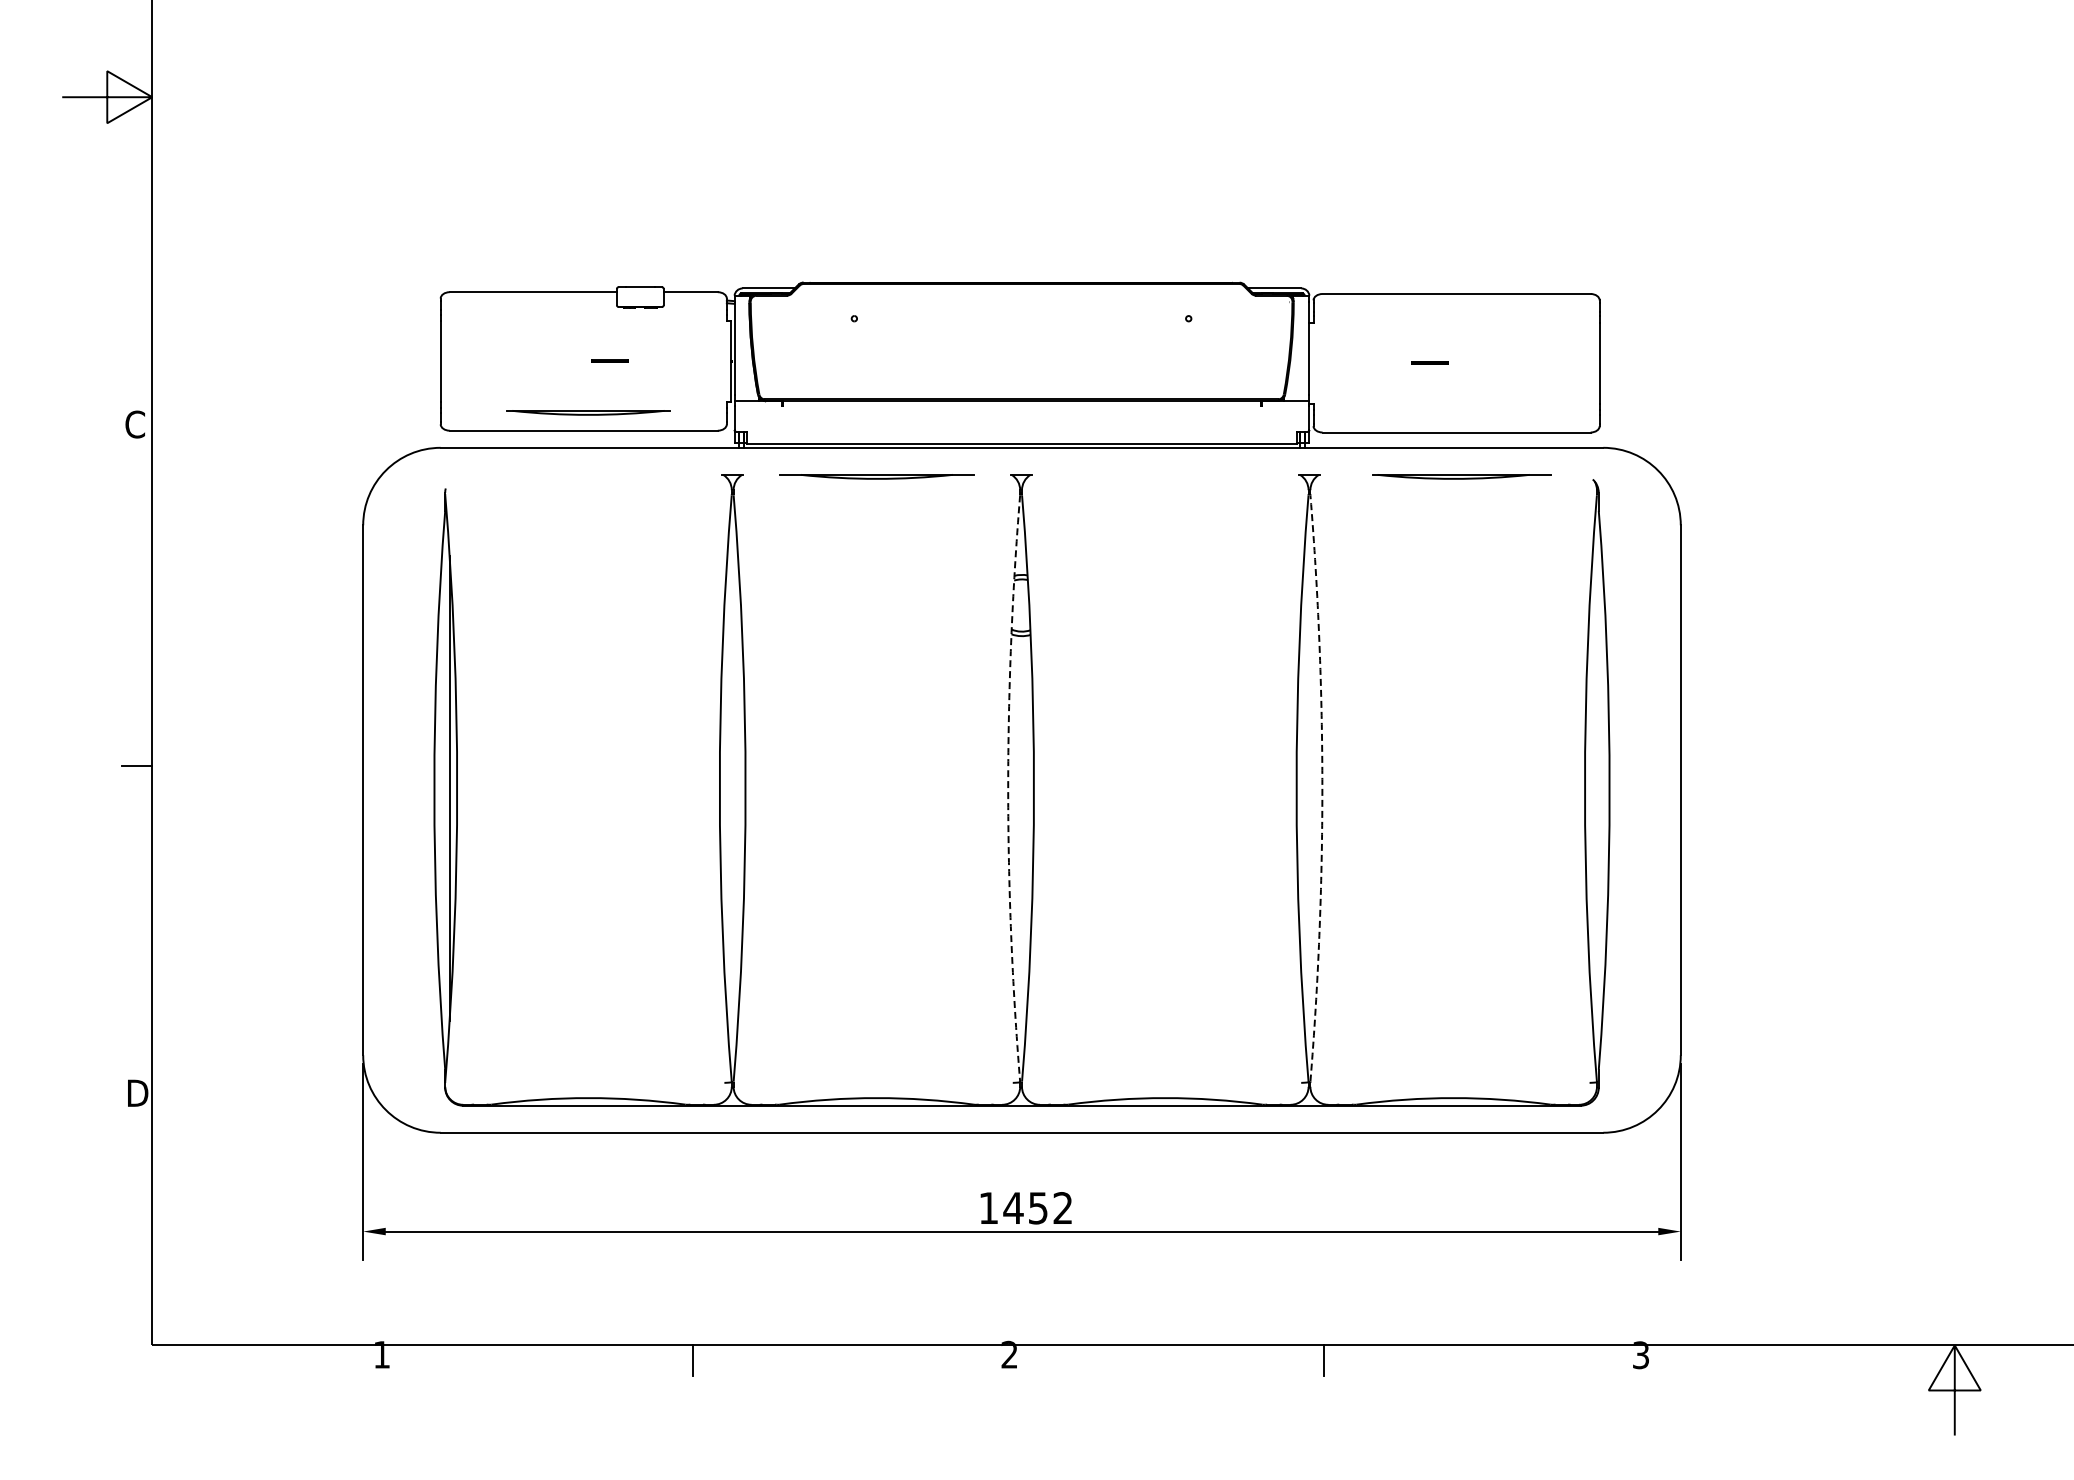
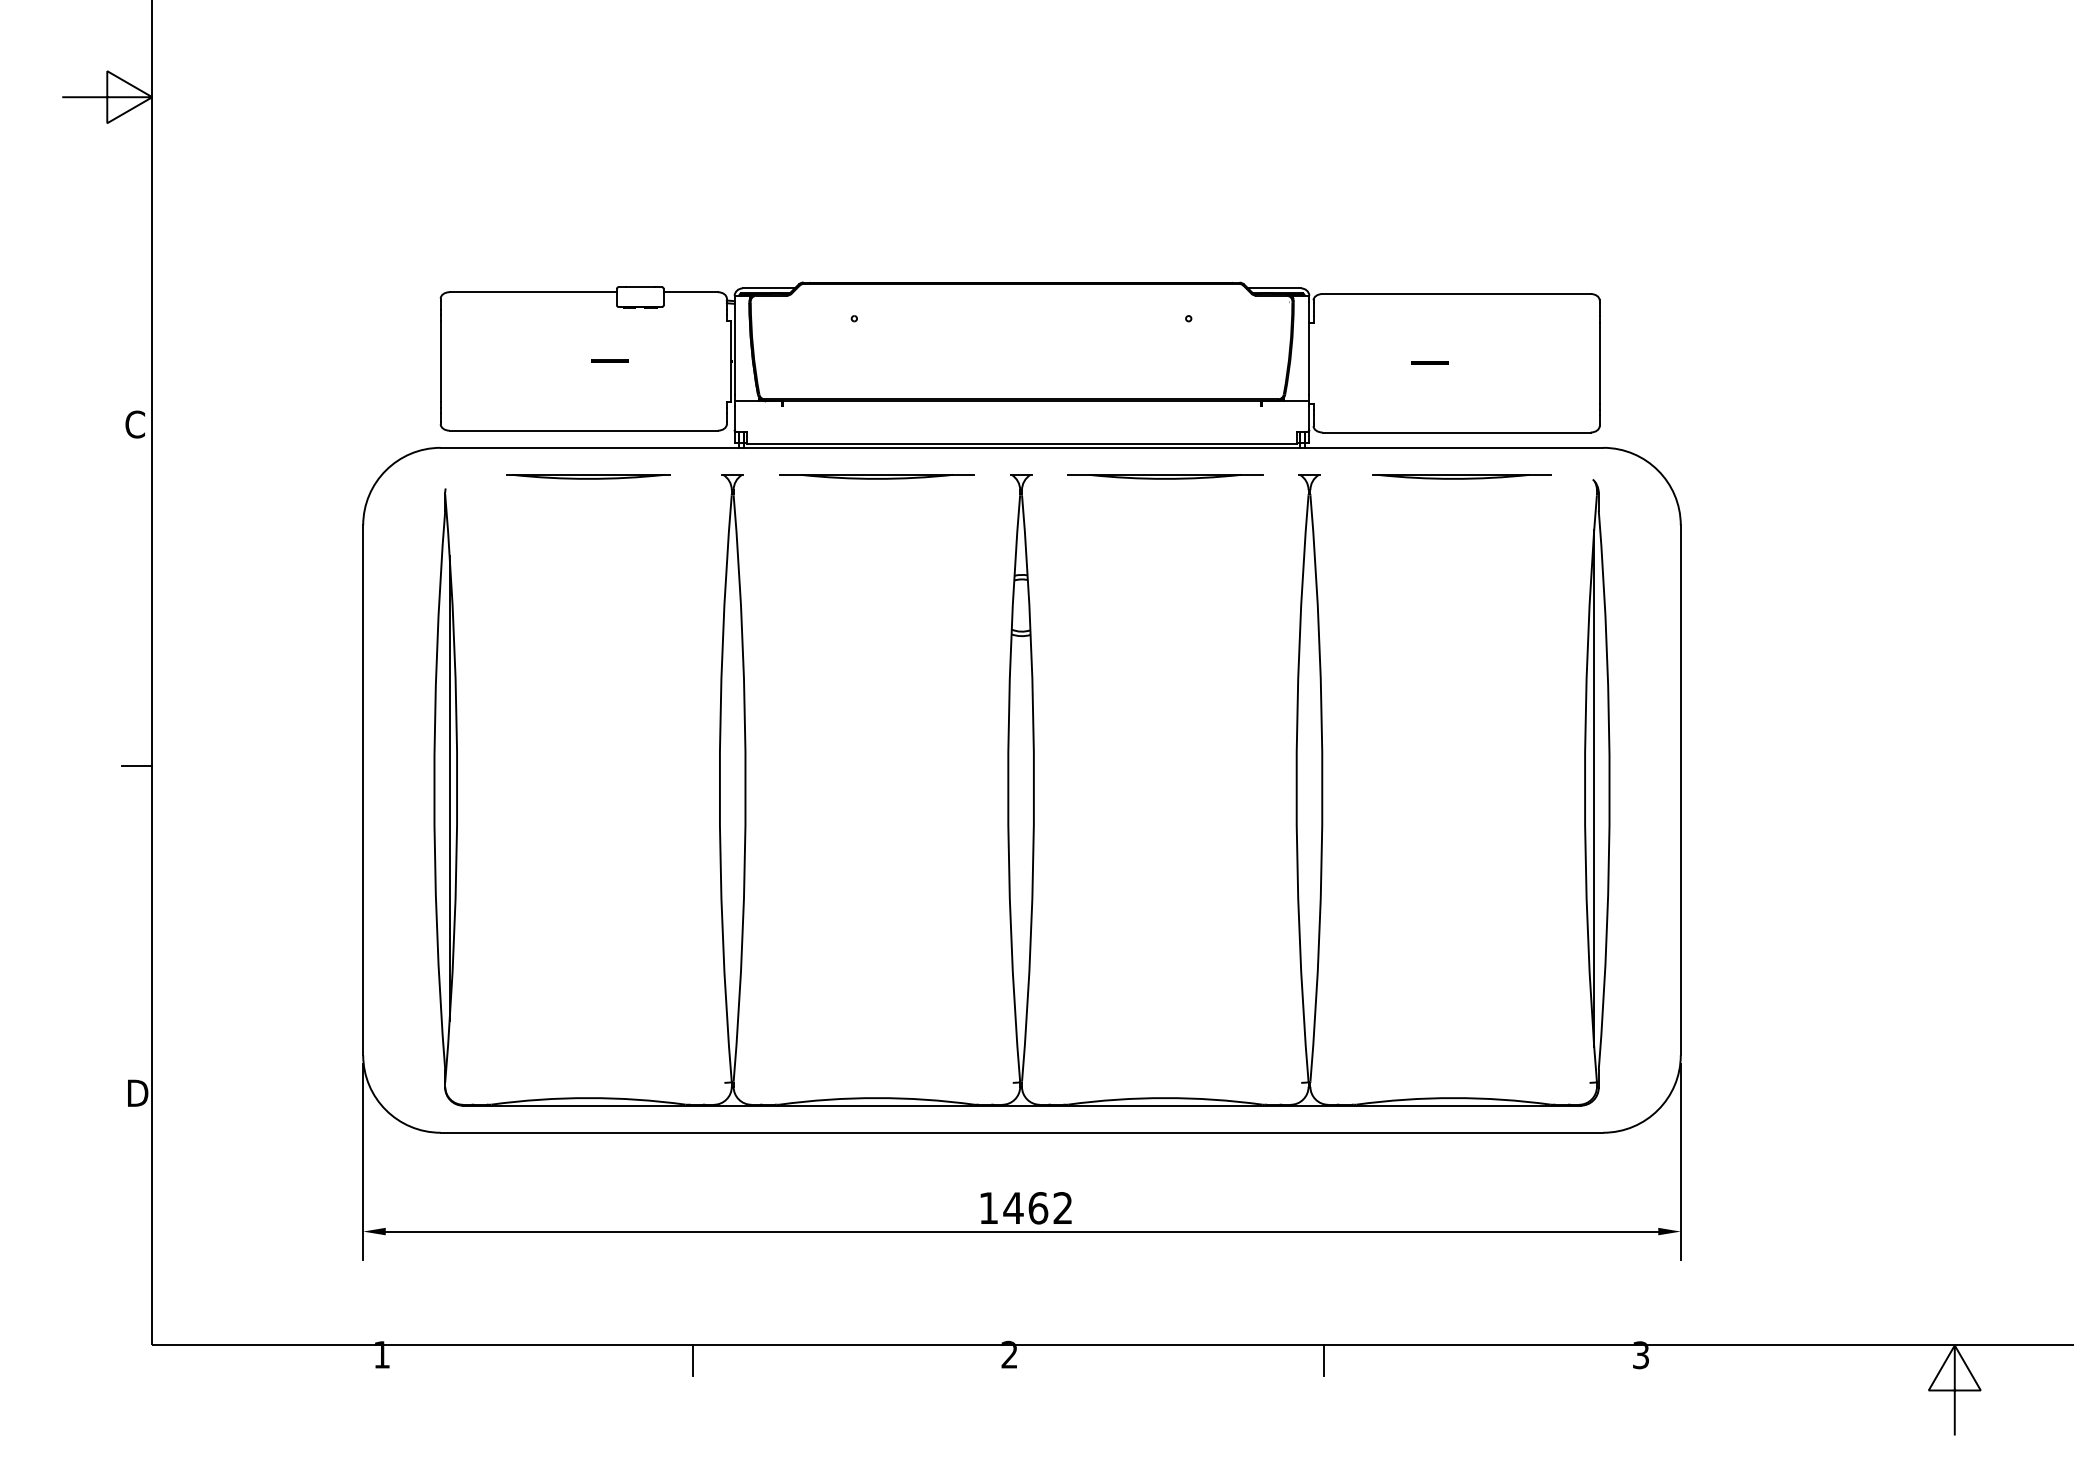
part position: (588, 412) -> (588, 476) (588, 476)
part: none -> present (1165, 476)
arc: dashed -> solid (1008, 788)
arc: dashed -> solid (1322, 788)
line: none -> present (1594, 788)
text: 1452 -> 1462 (1038, 1208)
